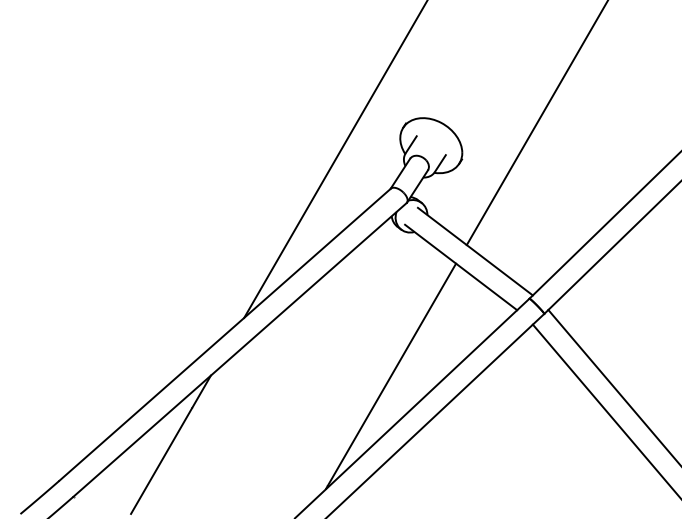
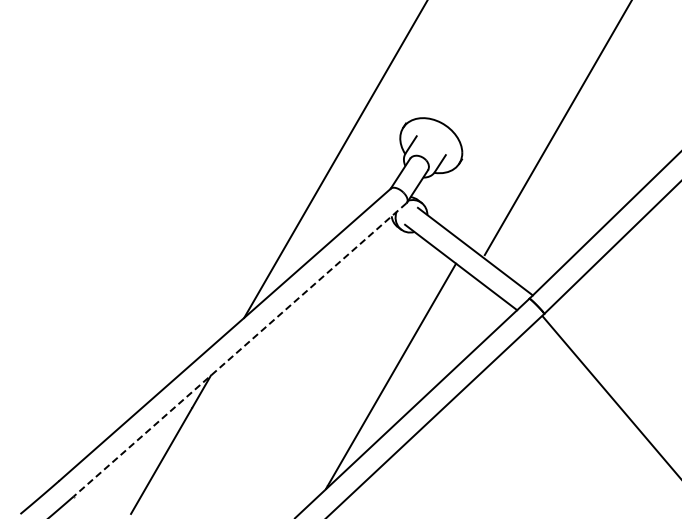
line position: (536, 123) -> (557, 128) (557, 128)
line: solid -> dashed (240, 349)
line: present -> none (613, 386)
line position: (605, 409) -> (610, 396) (610, 396)
